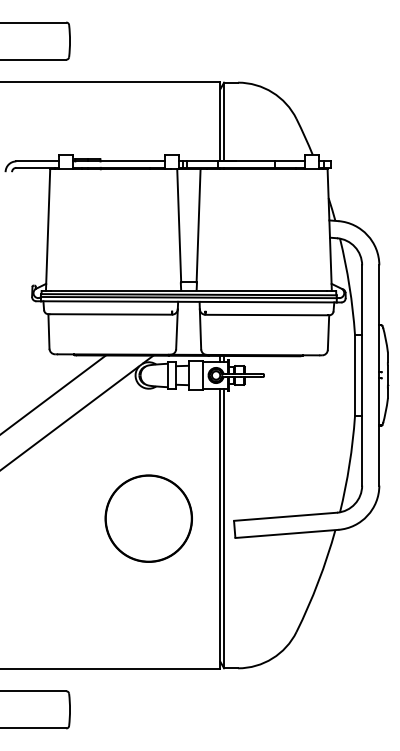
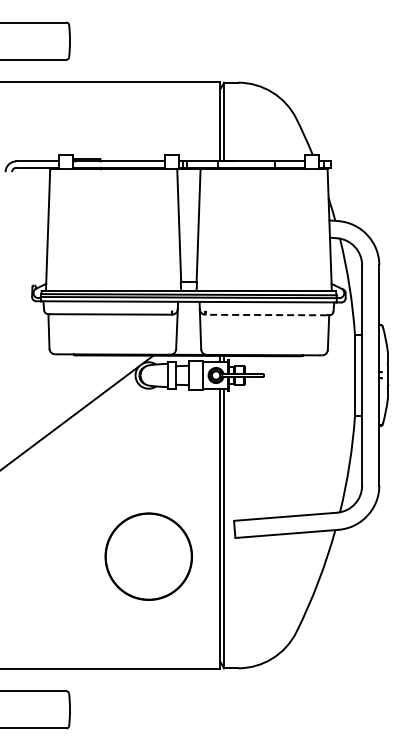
line: solid -> dashed (266, 315)
line: present -> none (53, 394)
circle position: (148, 518) -> (148, 556) (148, 556)
